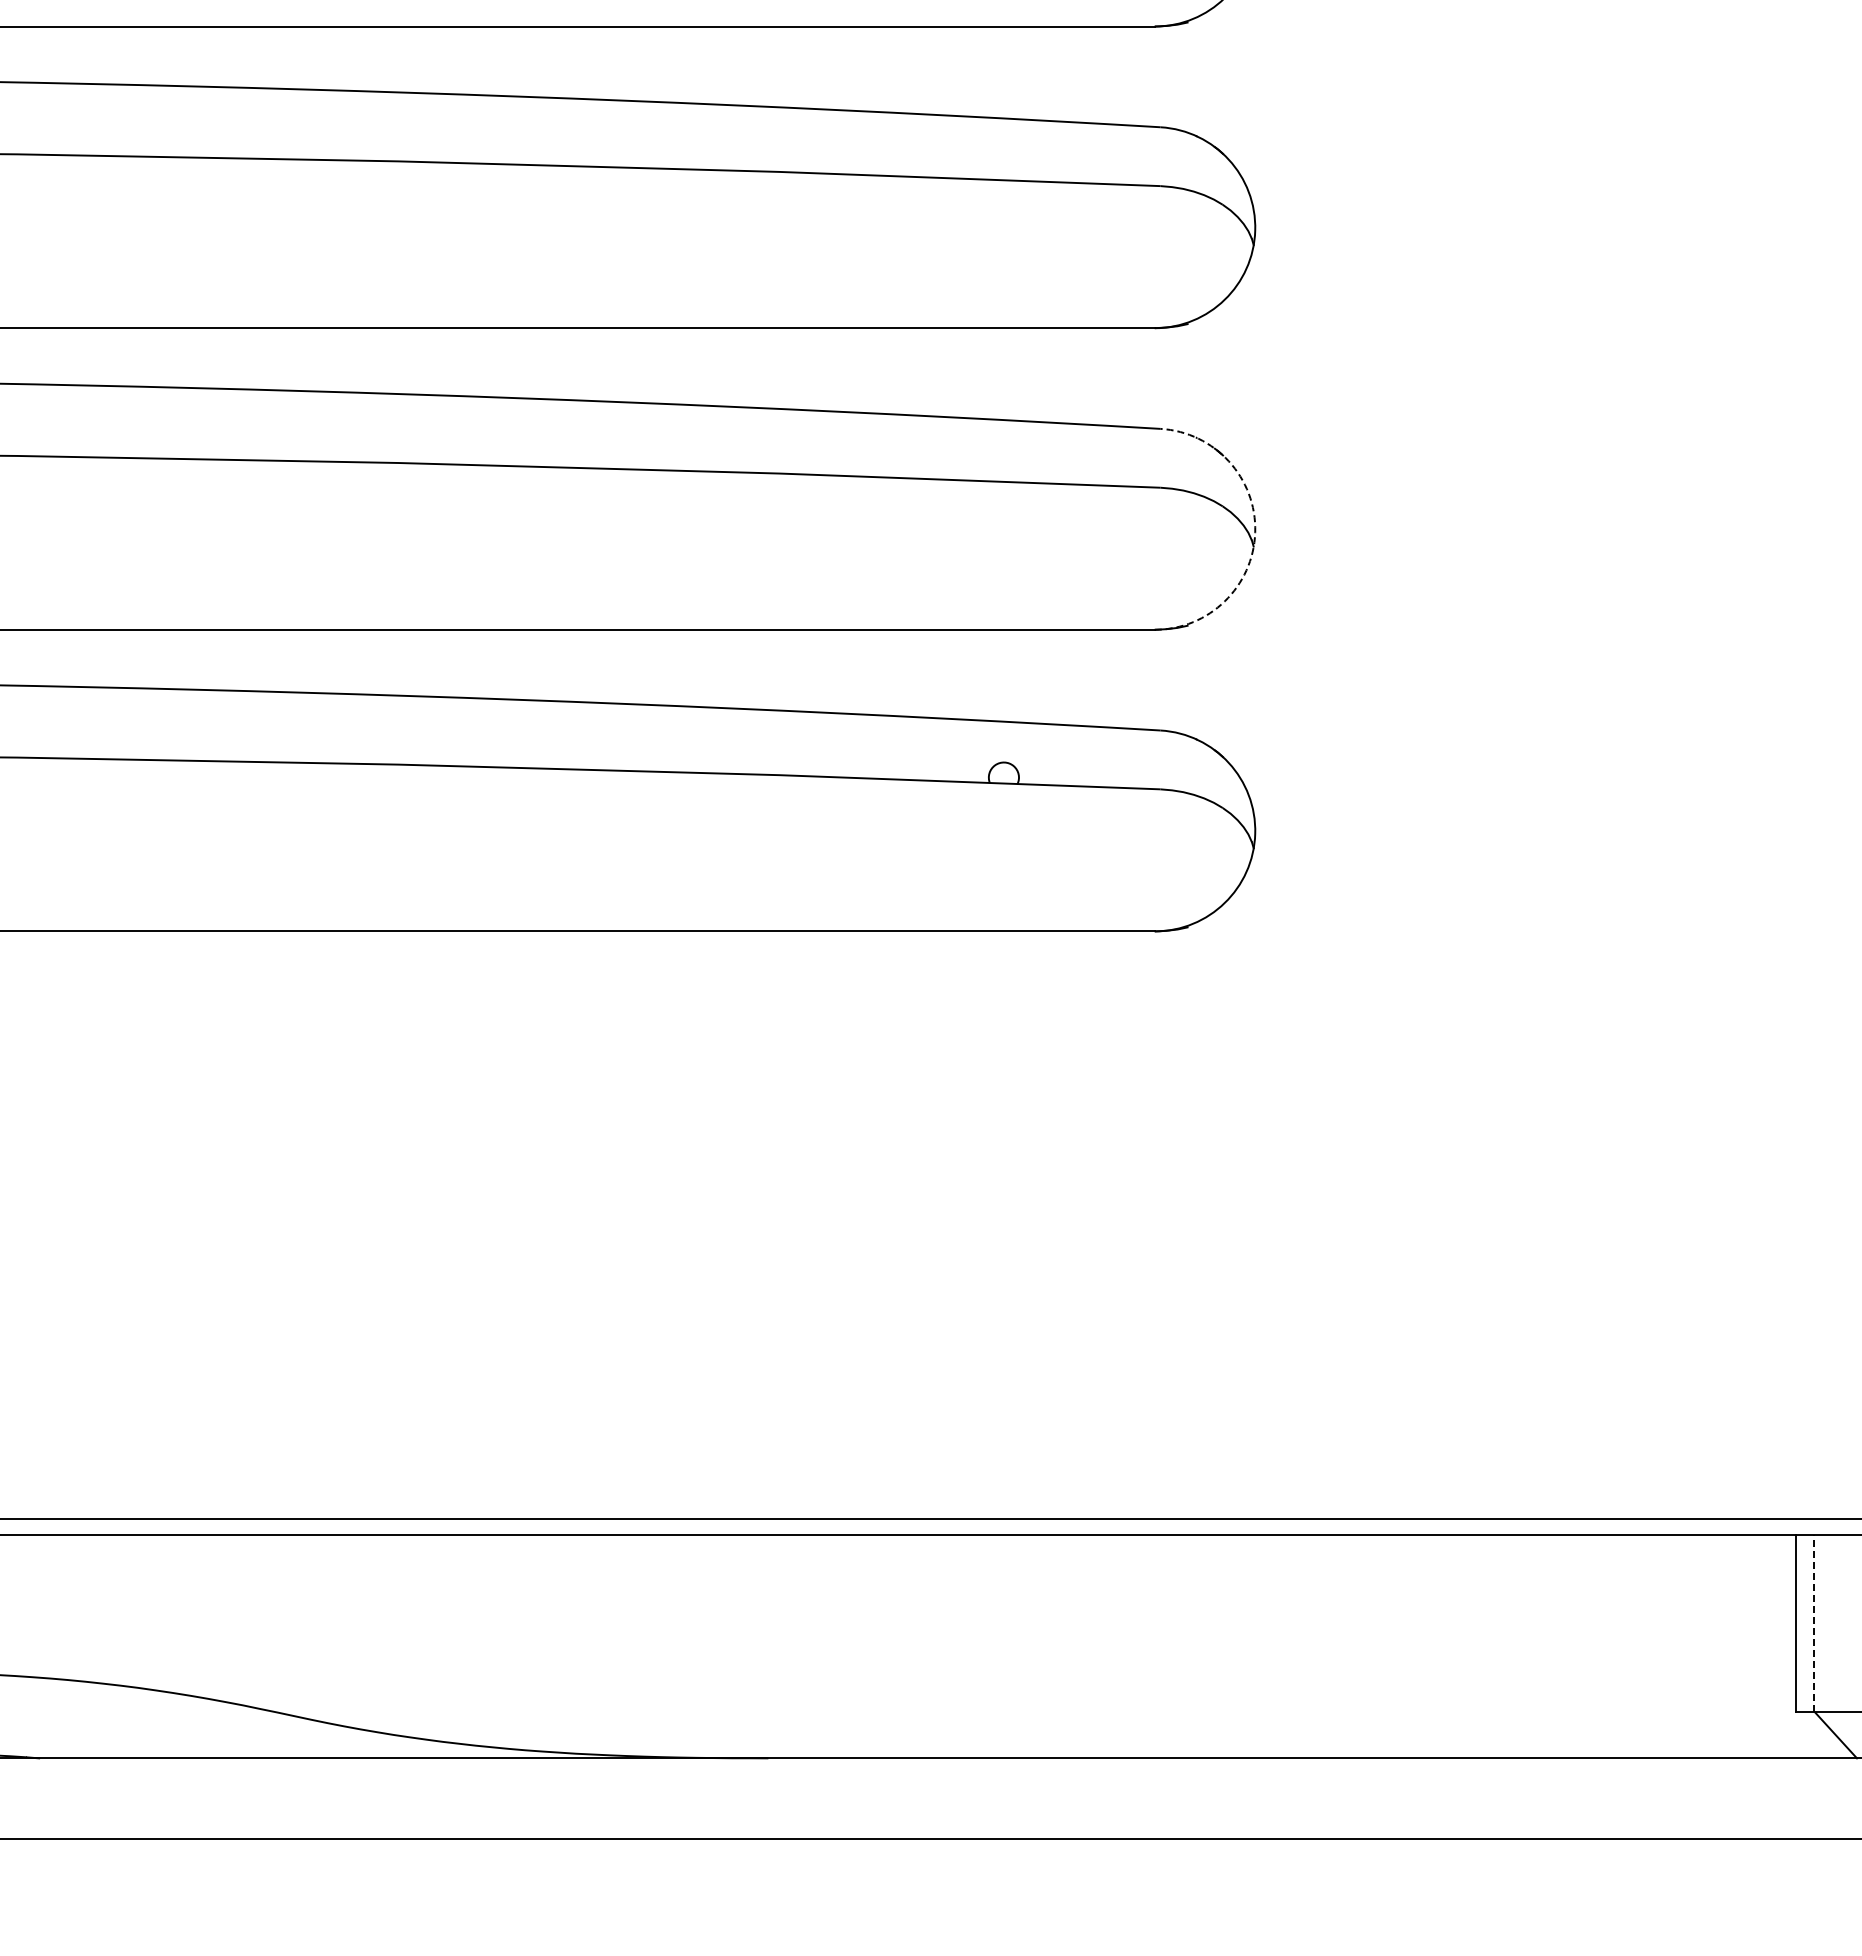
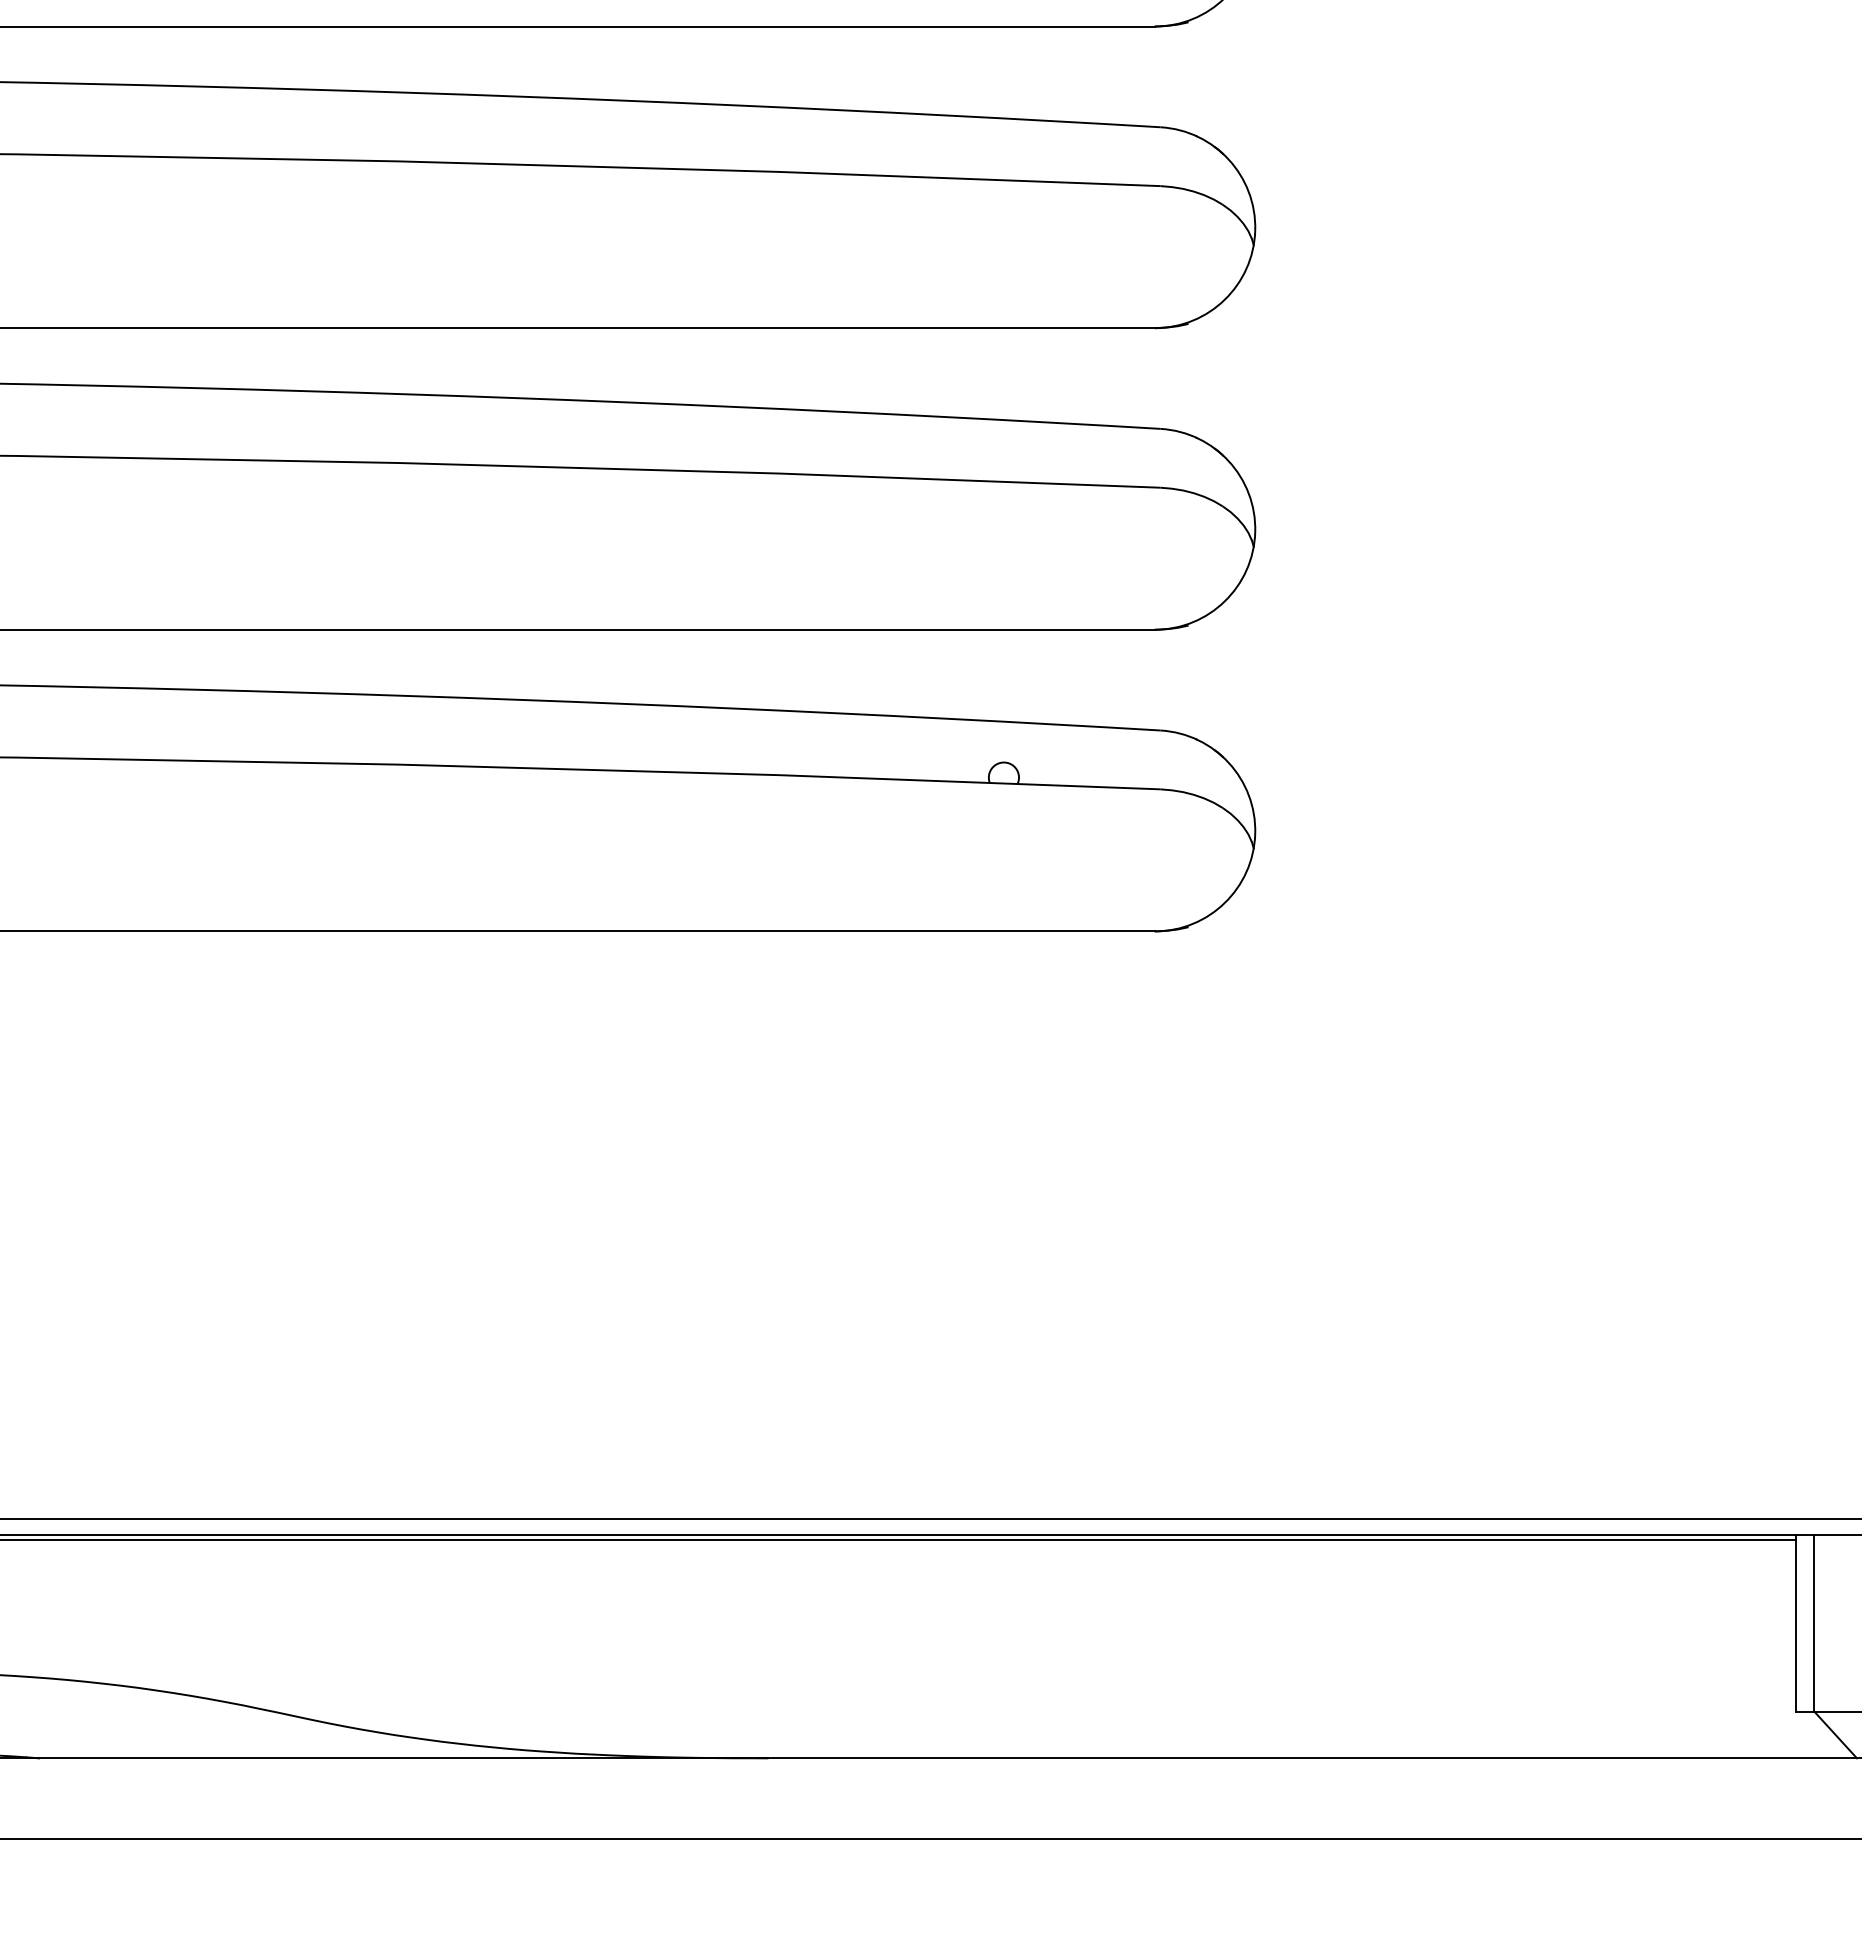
arc: dashed -> solid (1255, 532)
line: none -> present (898, 1539)
line: dashed -> solid (1813, 1623)
